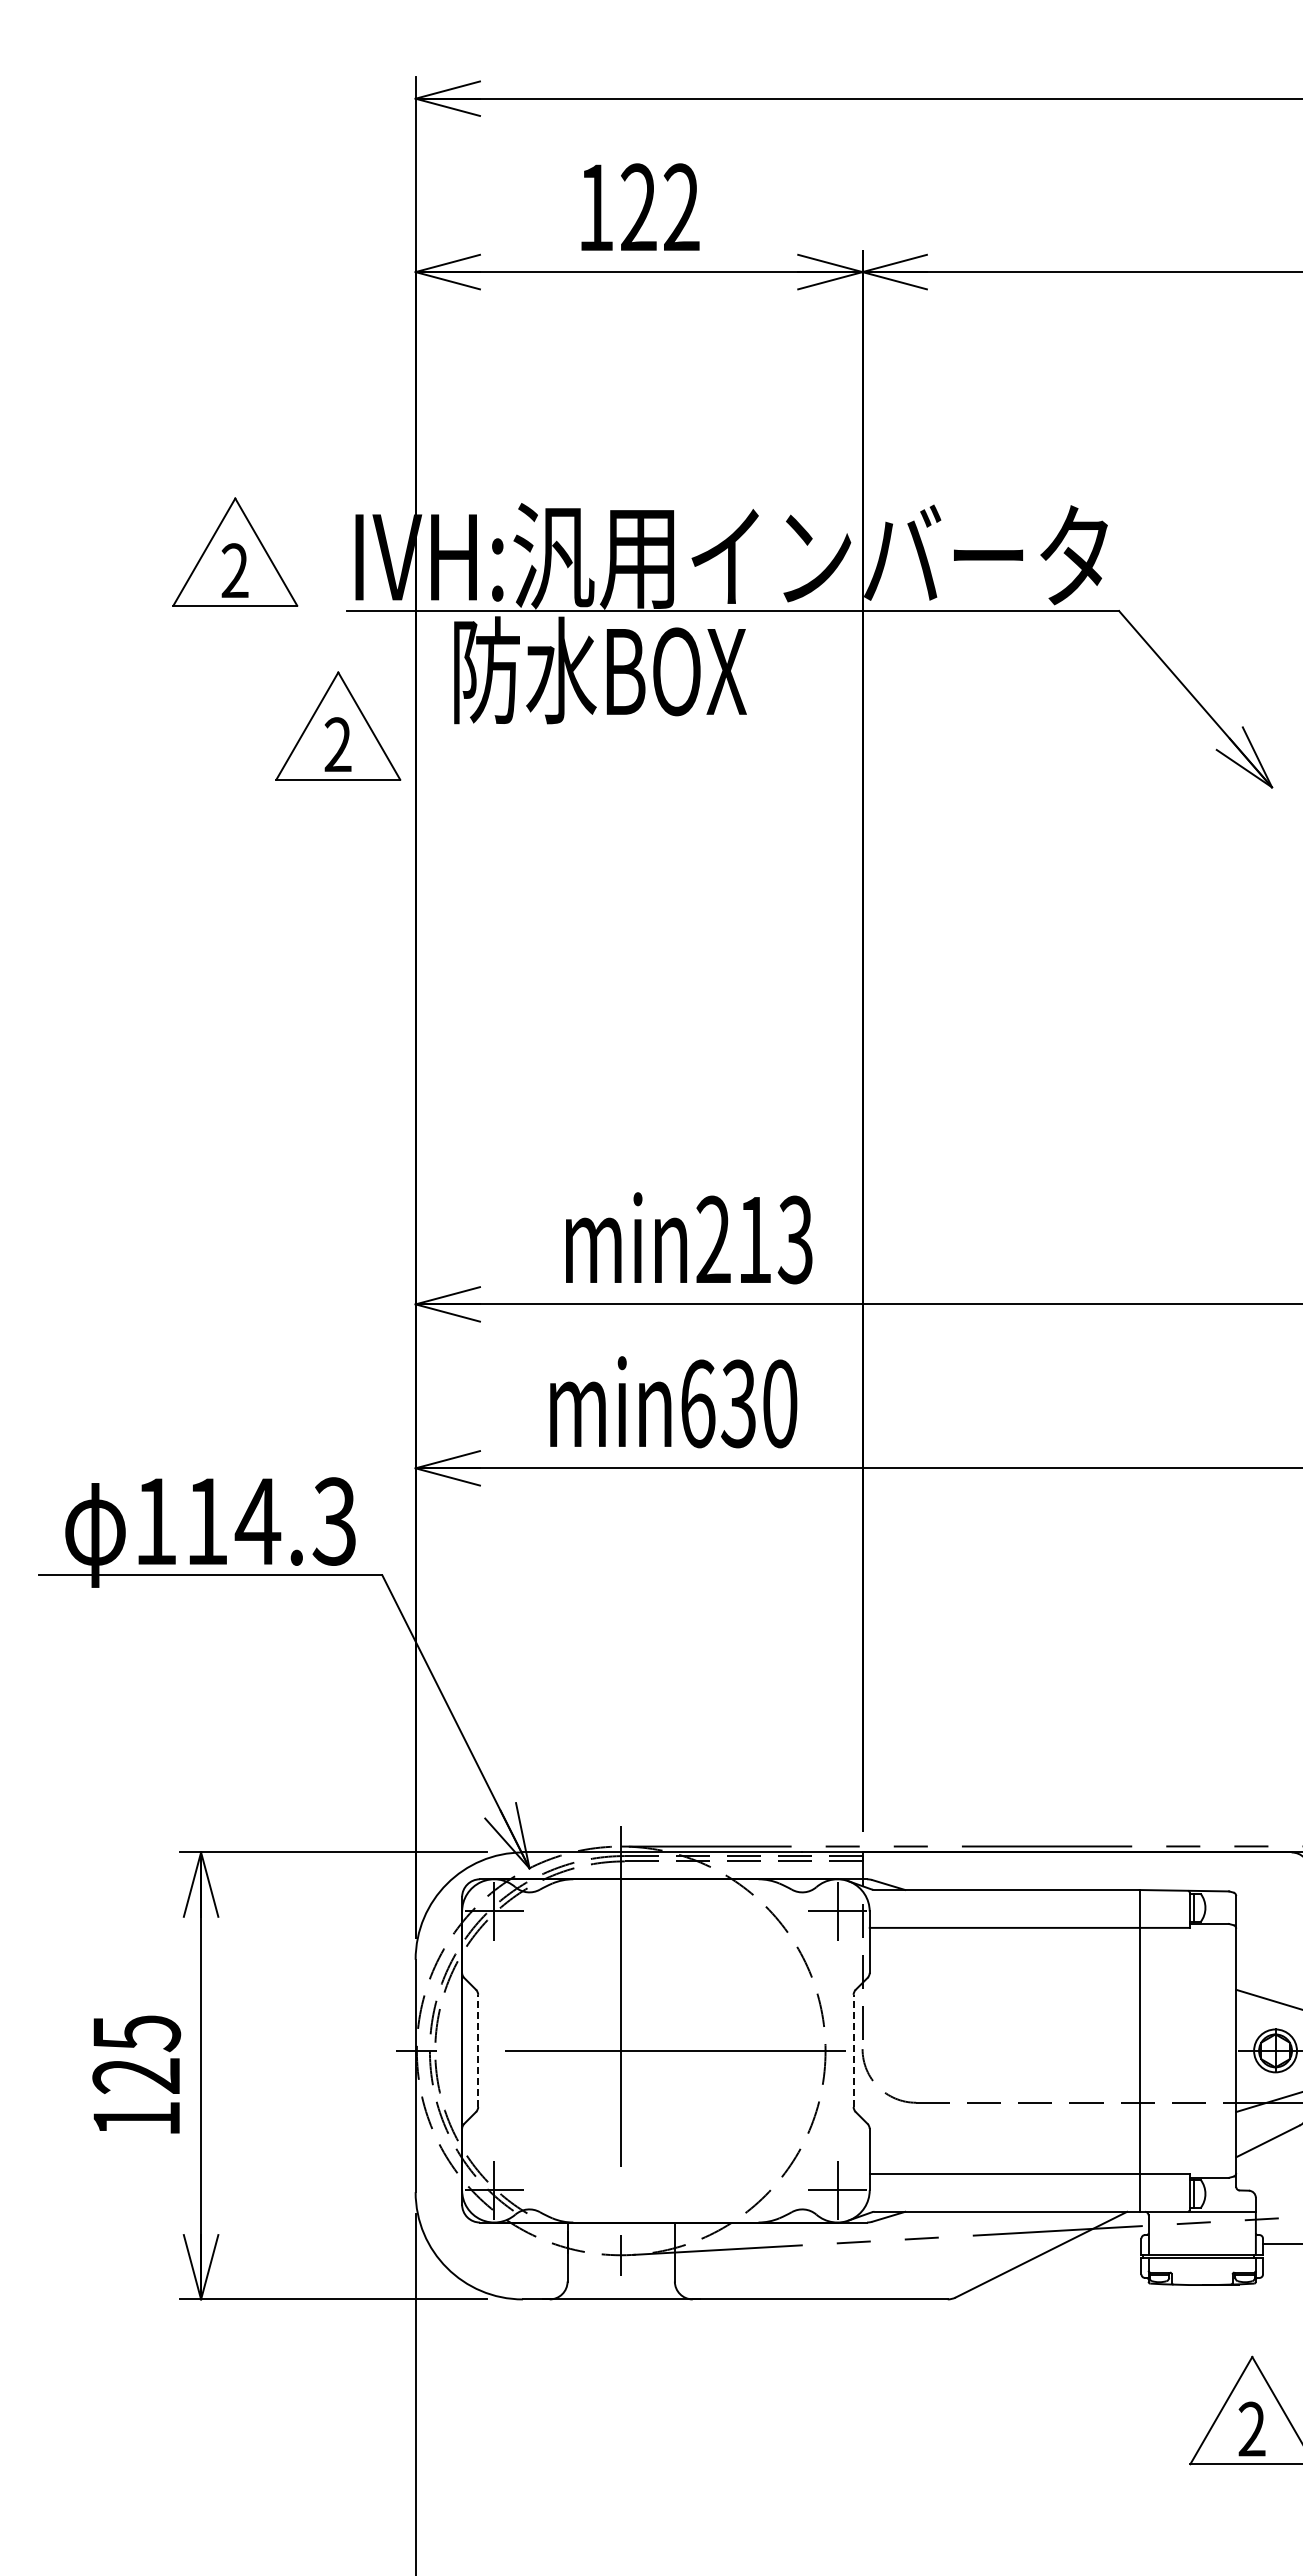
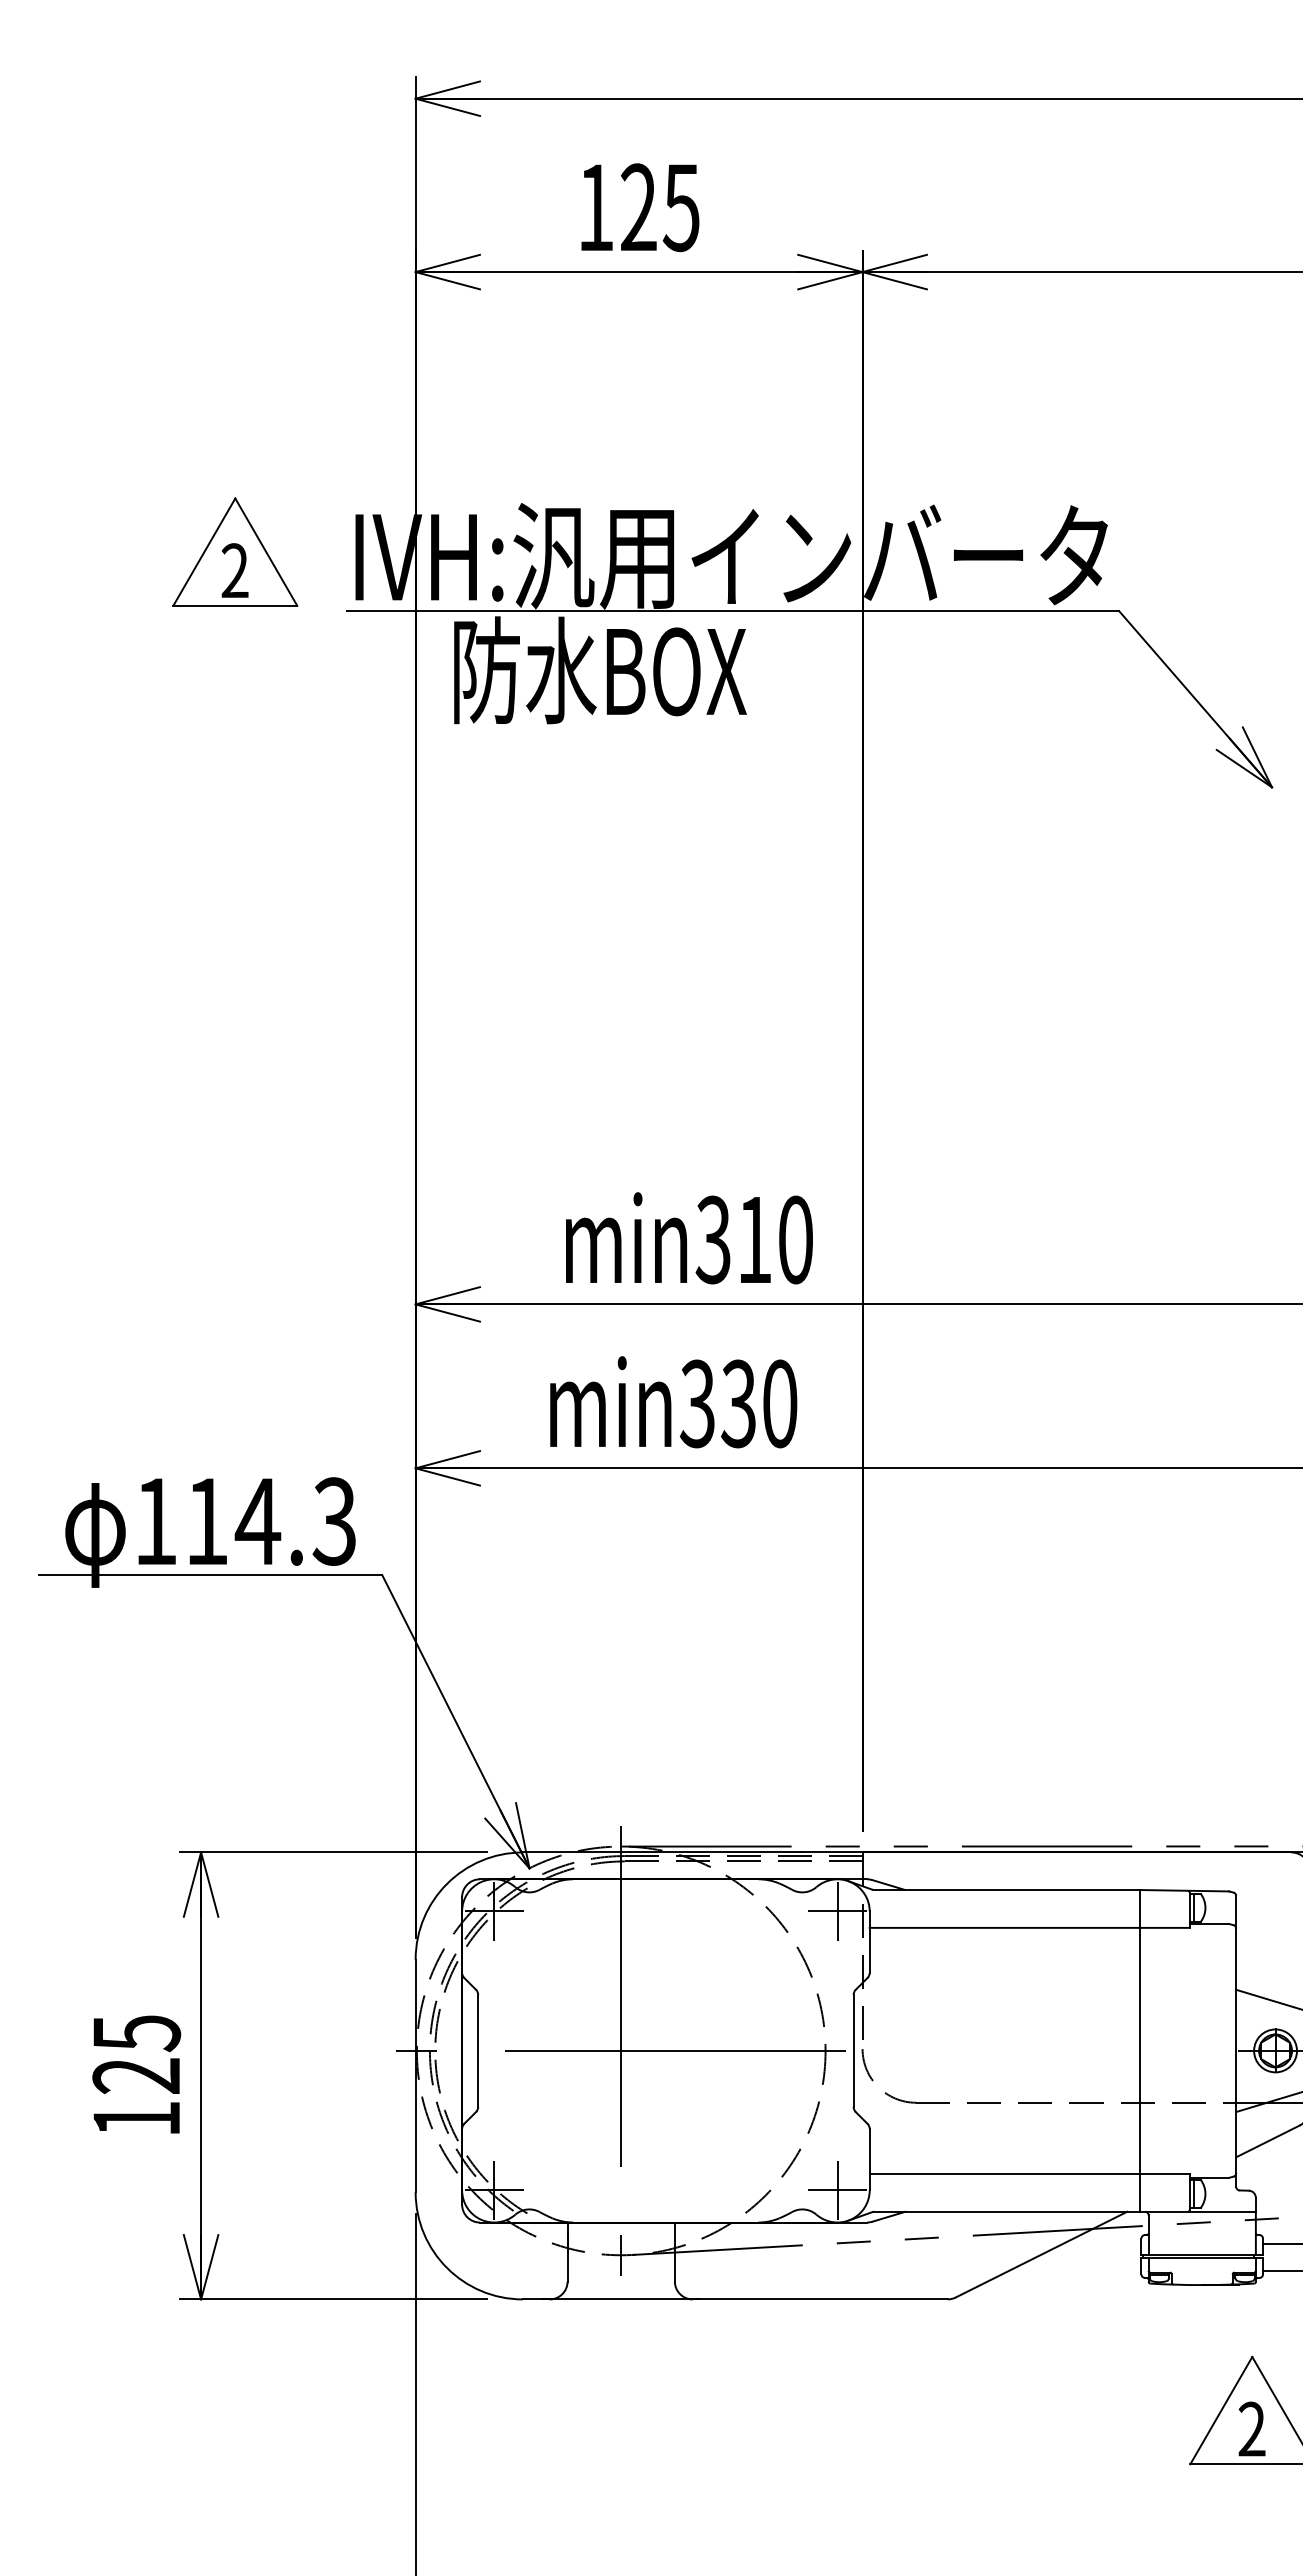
text: 122 -> 125 (680, 207)
part: present -> none (338, 725)
text: min213 -> min310 (753, 1239)
text: min630 -> min330 (697, 1403)
line: dashed -> solid (478, 2050)
line: dashed -> solid (853, 2050)
line: none -> present (1281, 2271)
